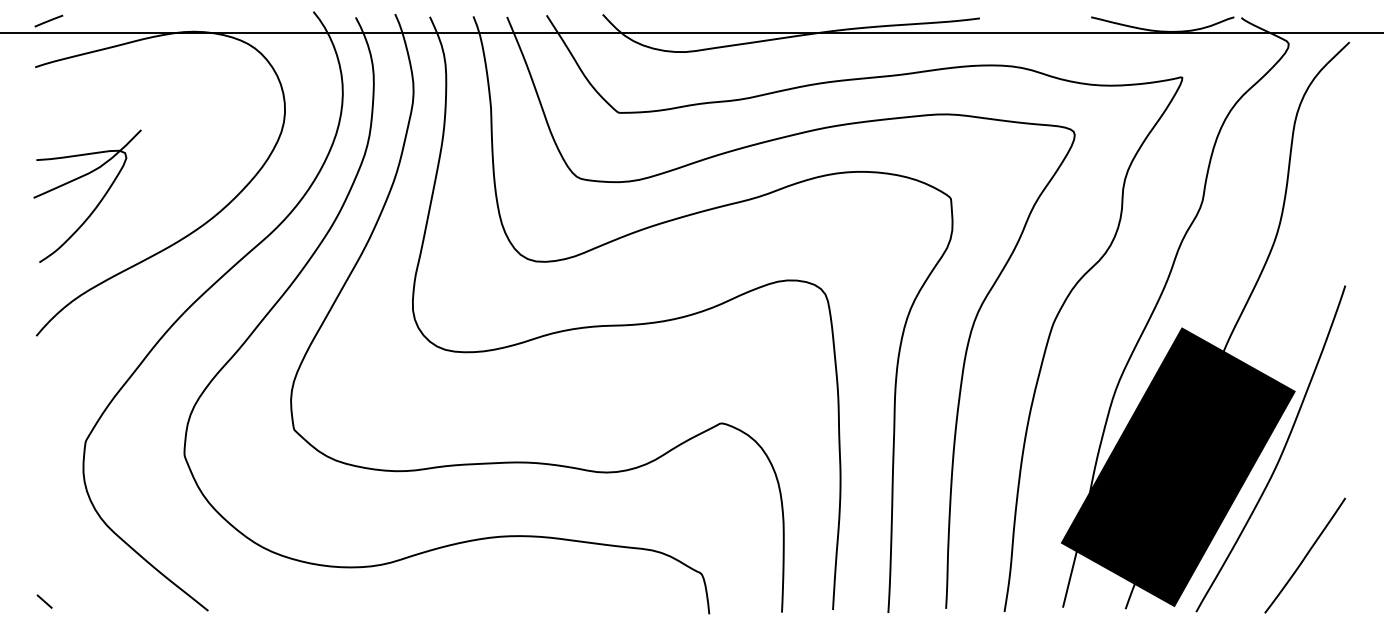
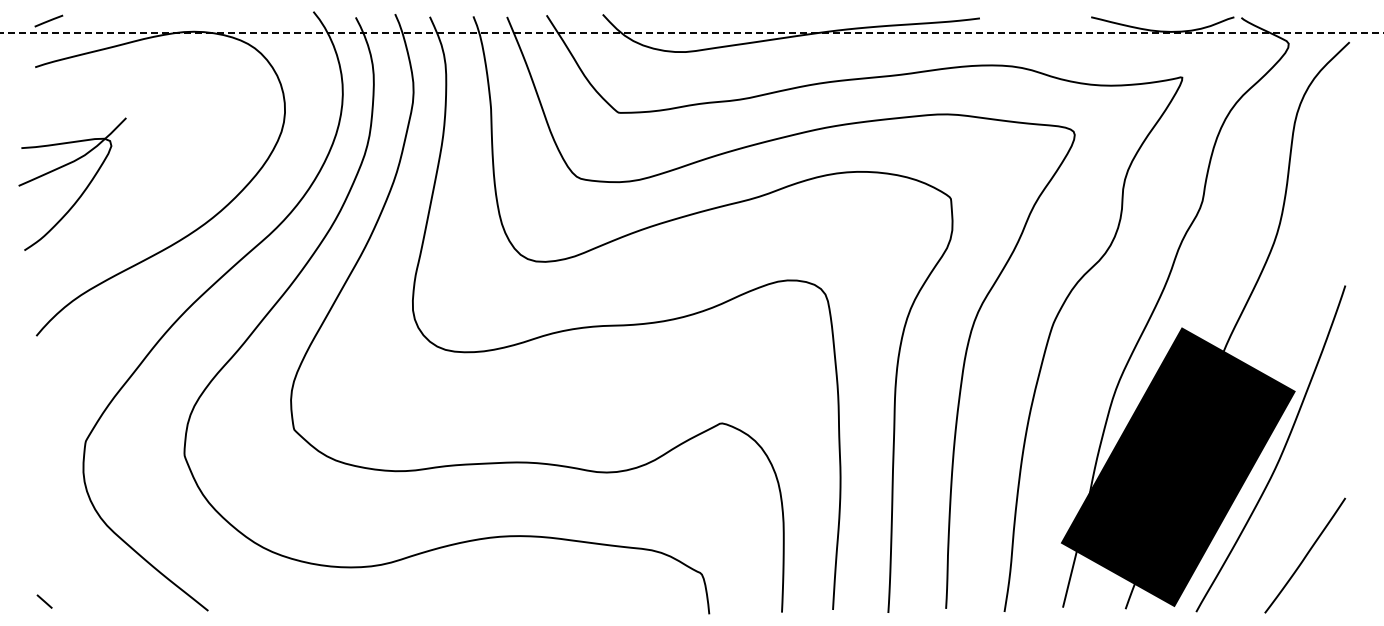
line: solid -> dashed (692, 32)
part position: (98, 202) -> (83, 190) (83, 190)
